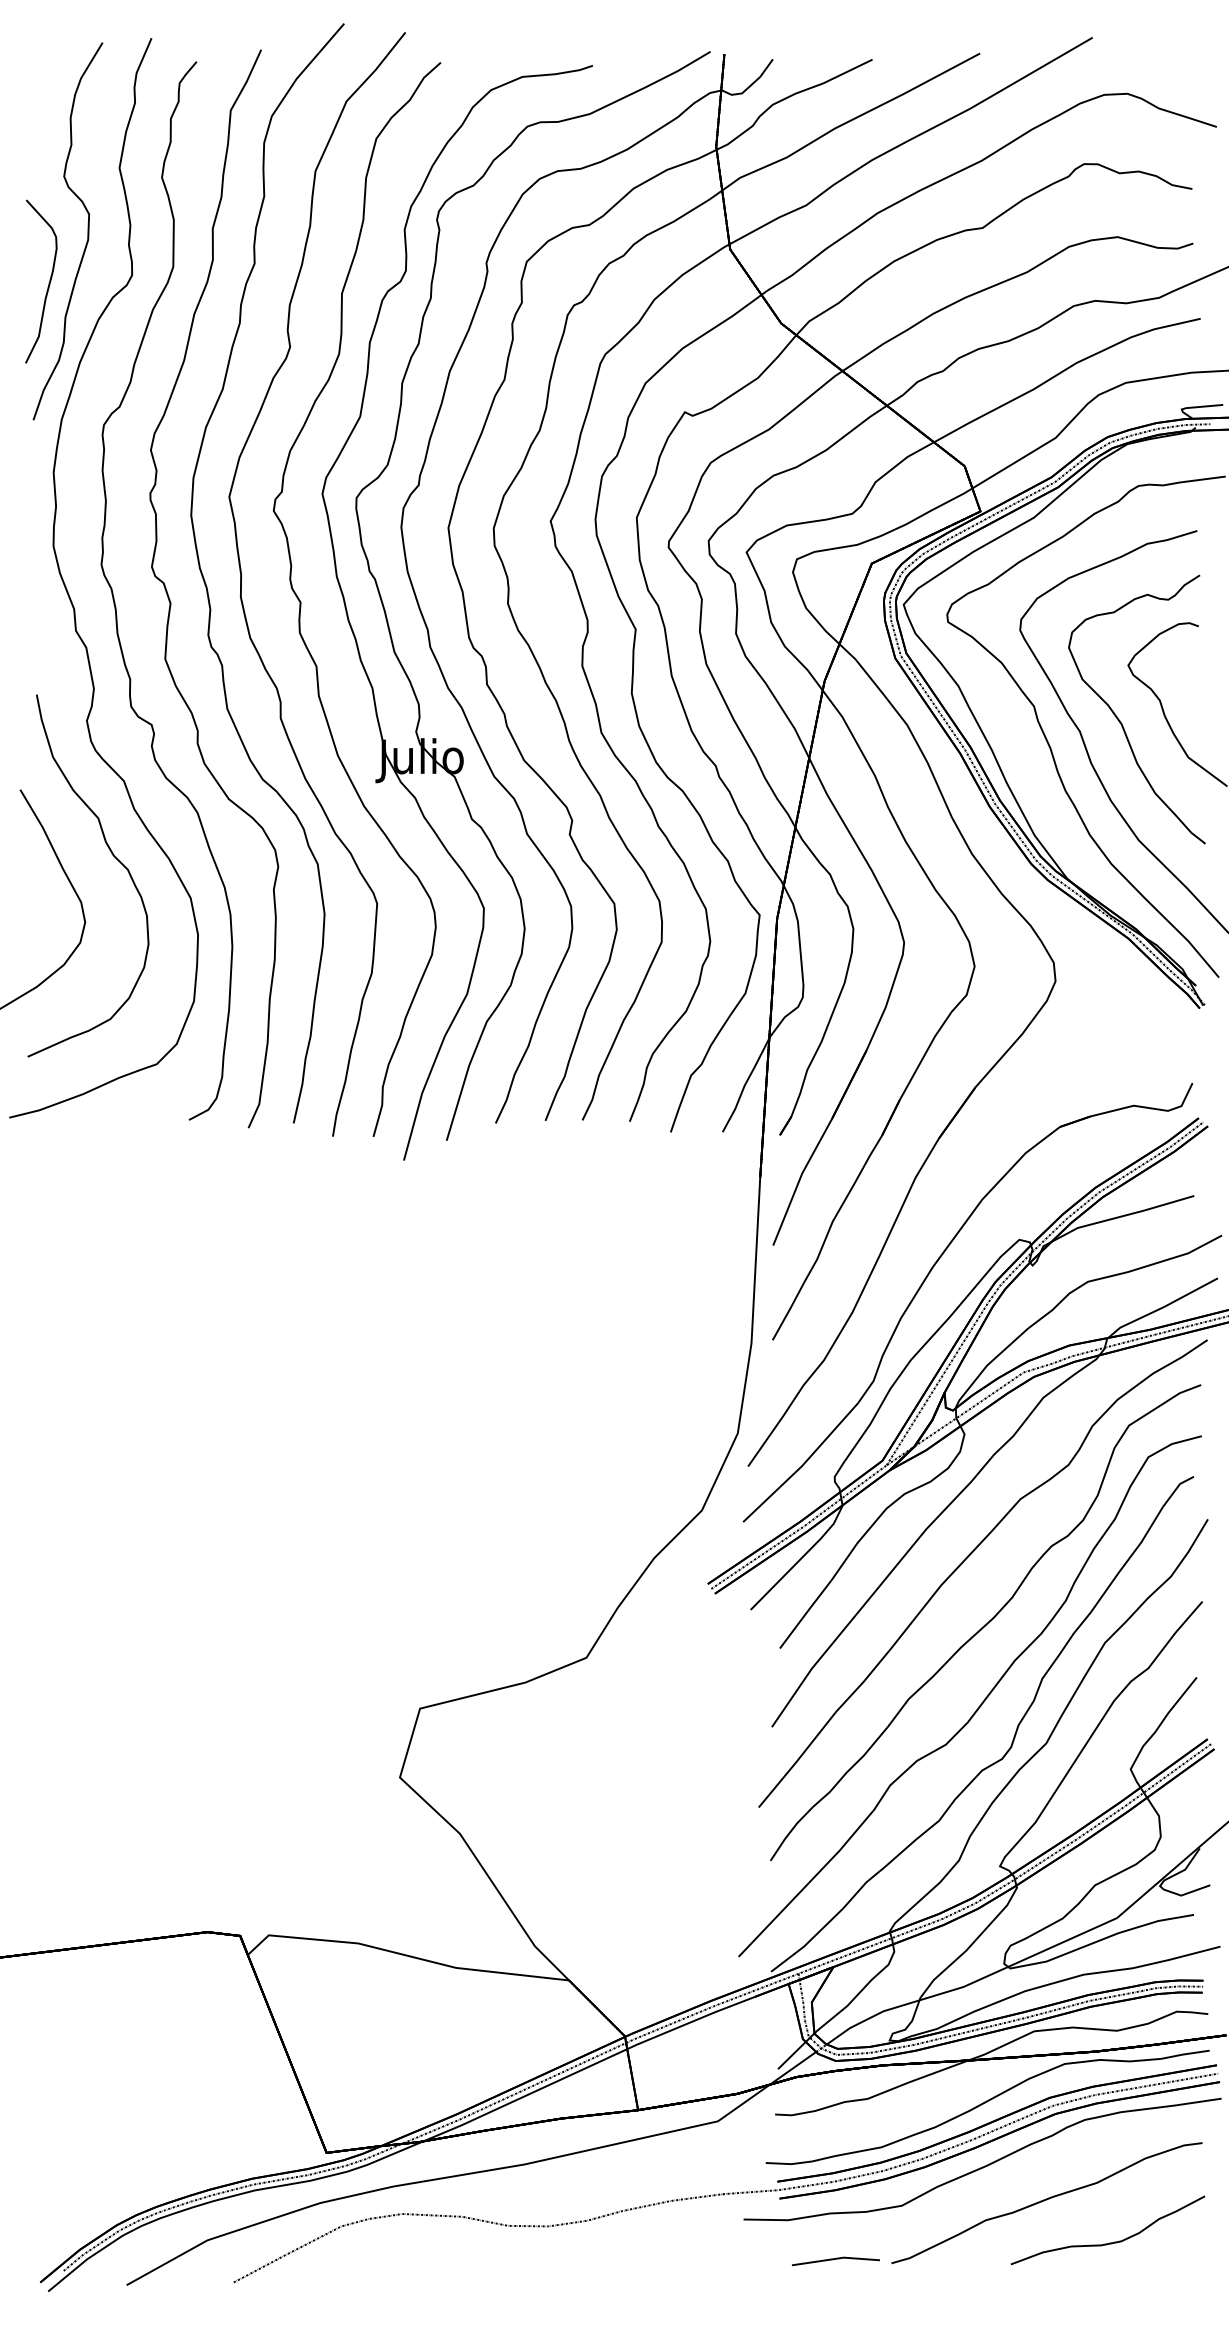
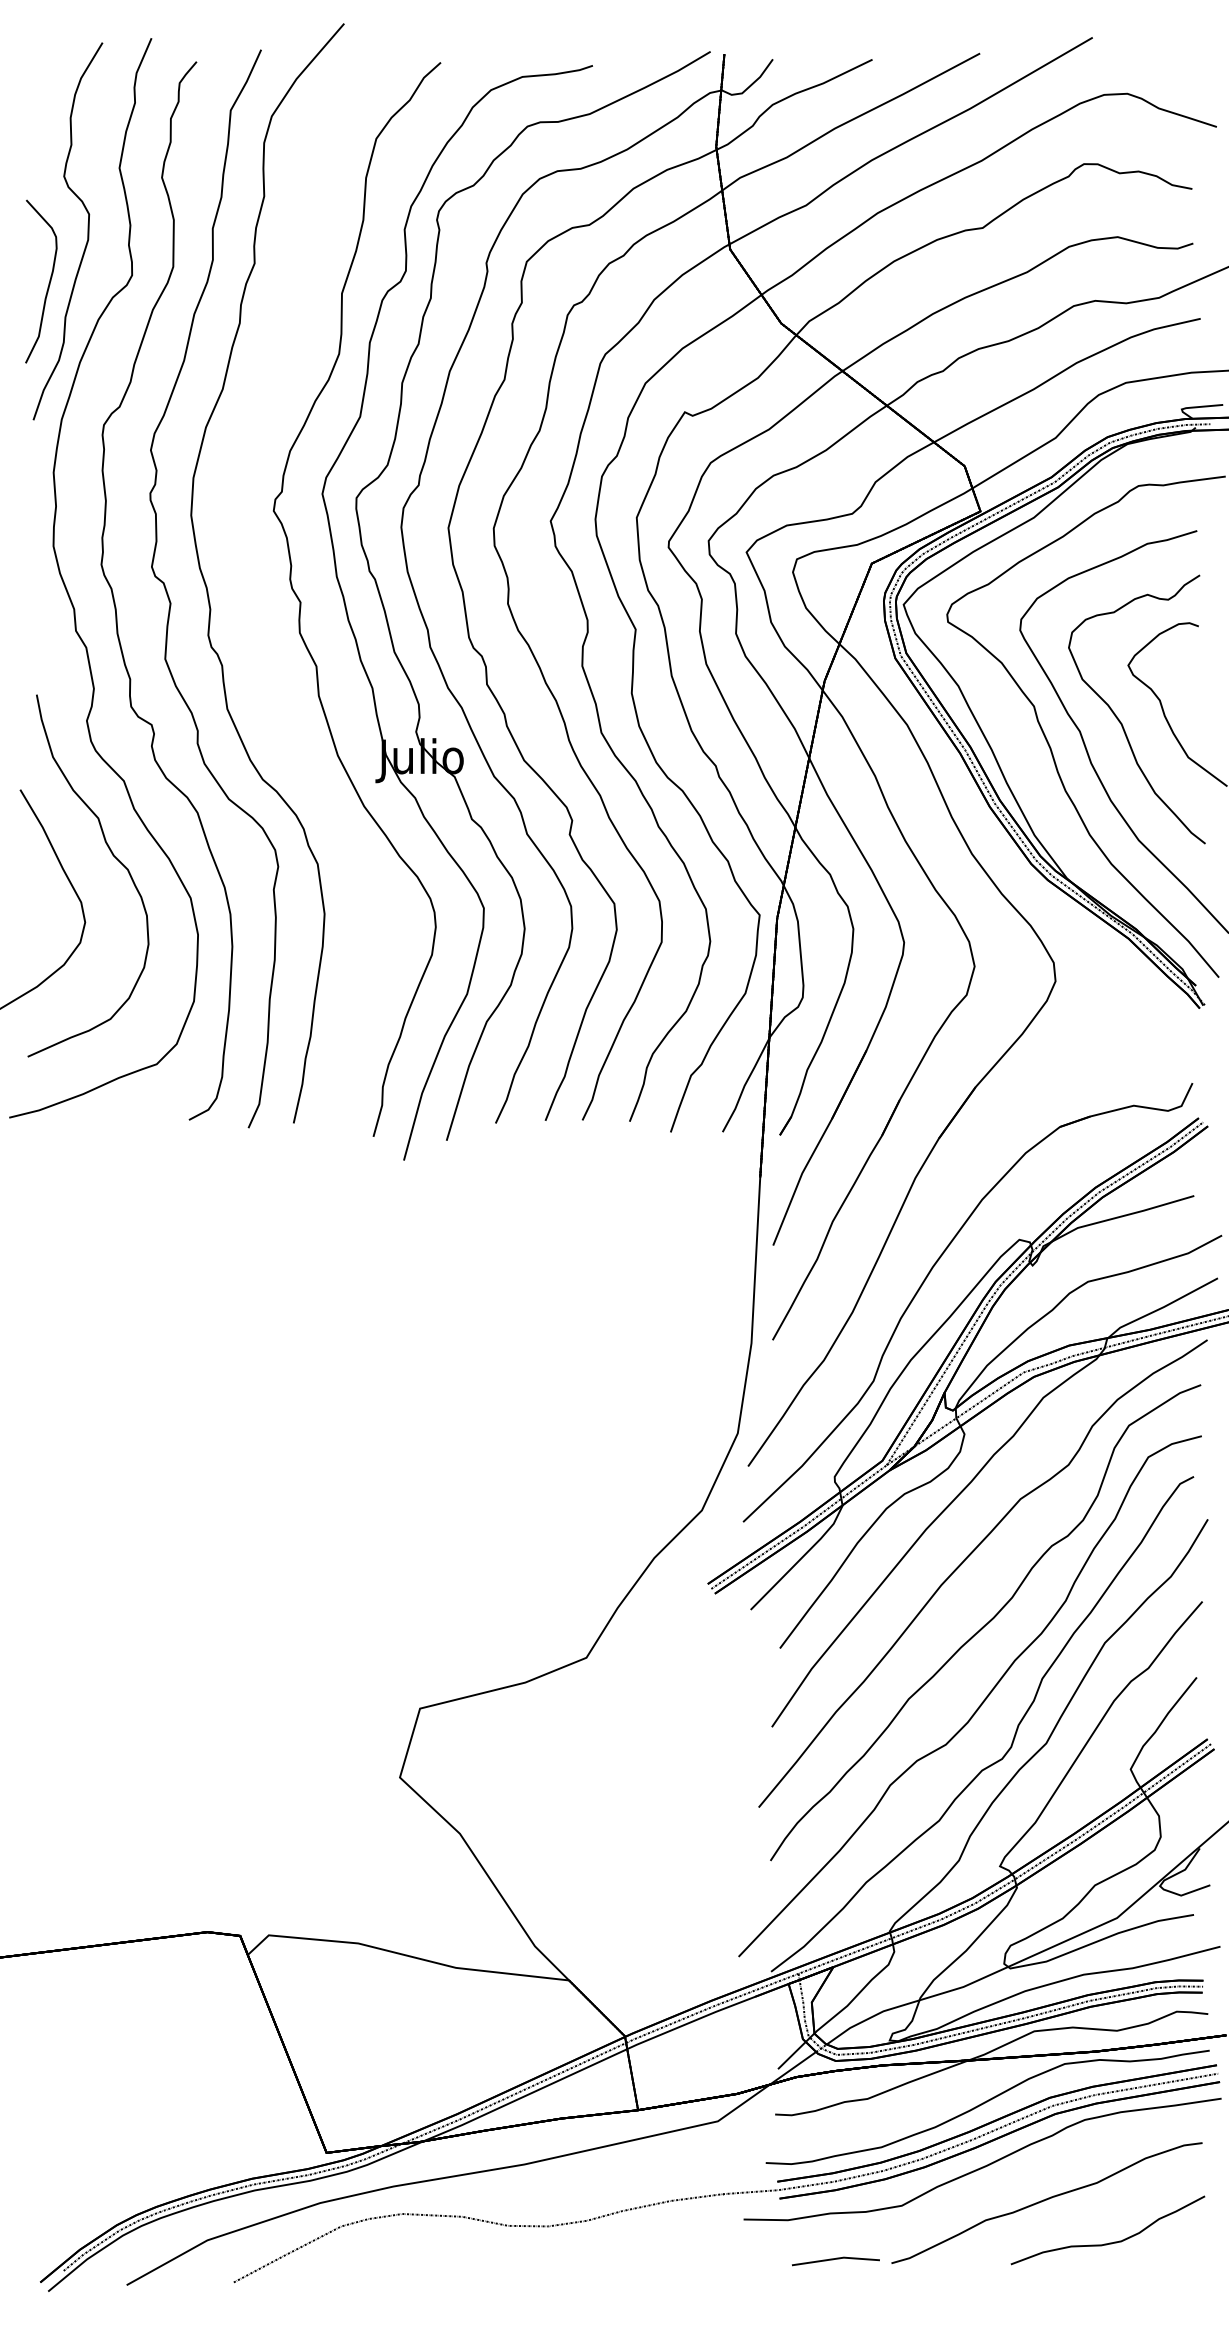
part: present -> none (241, 584)
